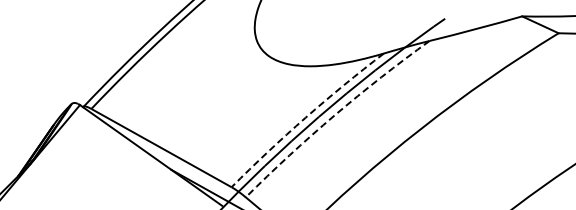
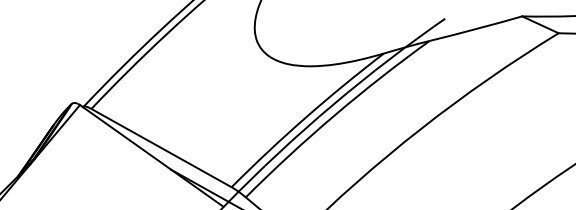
arc: dashed -> solid (334, 115)
arc: dashed -> solid (305, 117)
